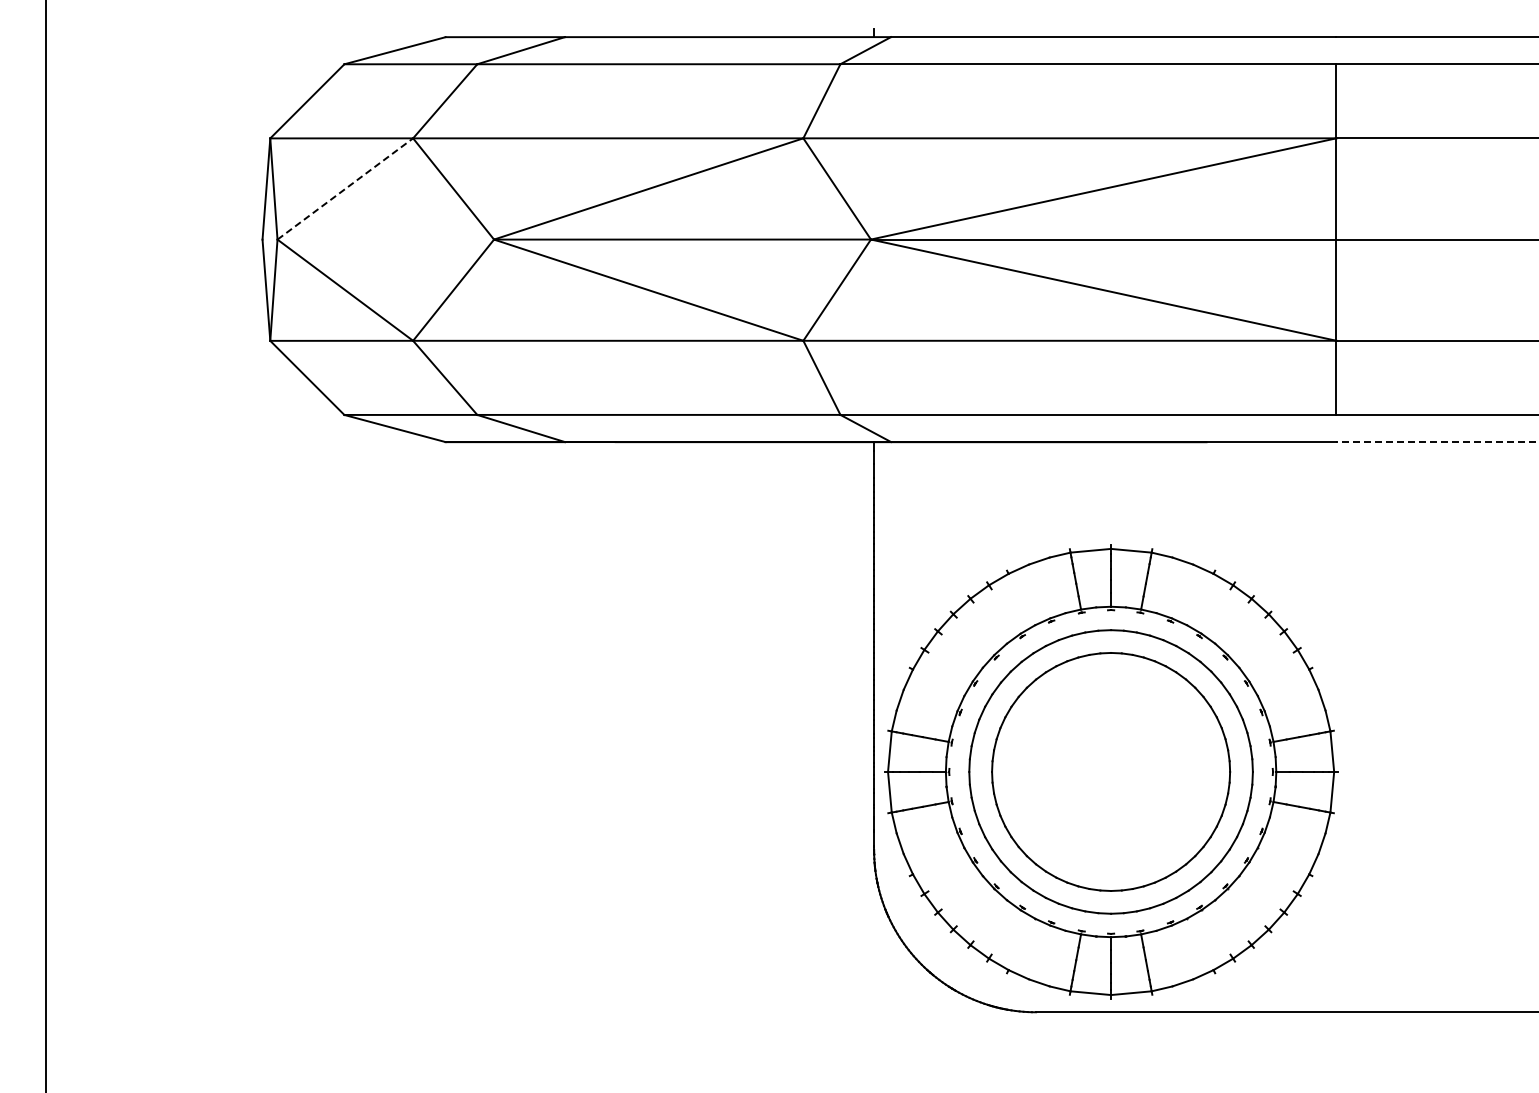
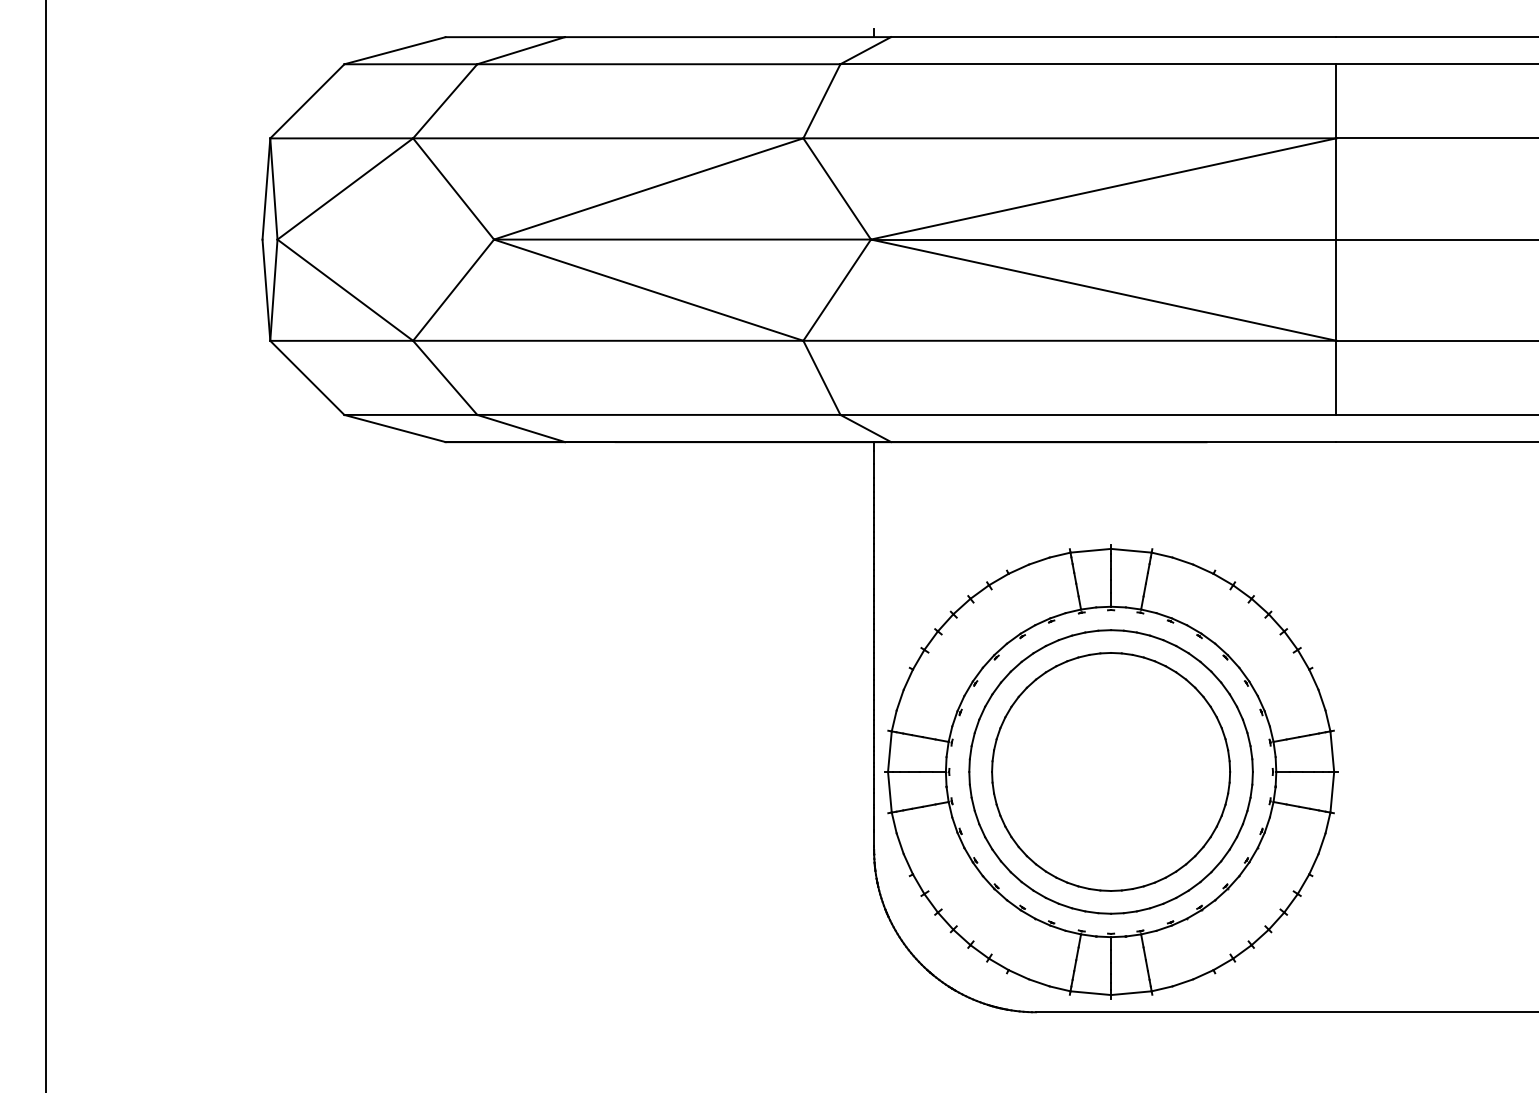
line: dashed -> solid (345, 188)
line: dashed -> solid (1437, 442)
